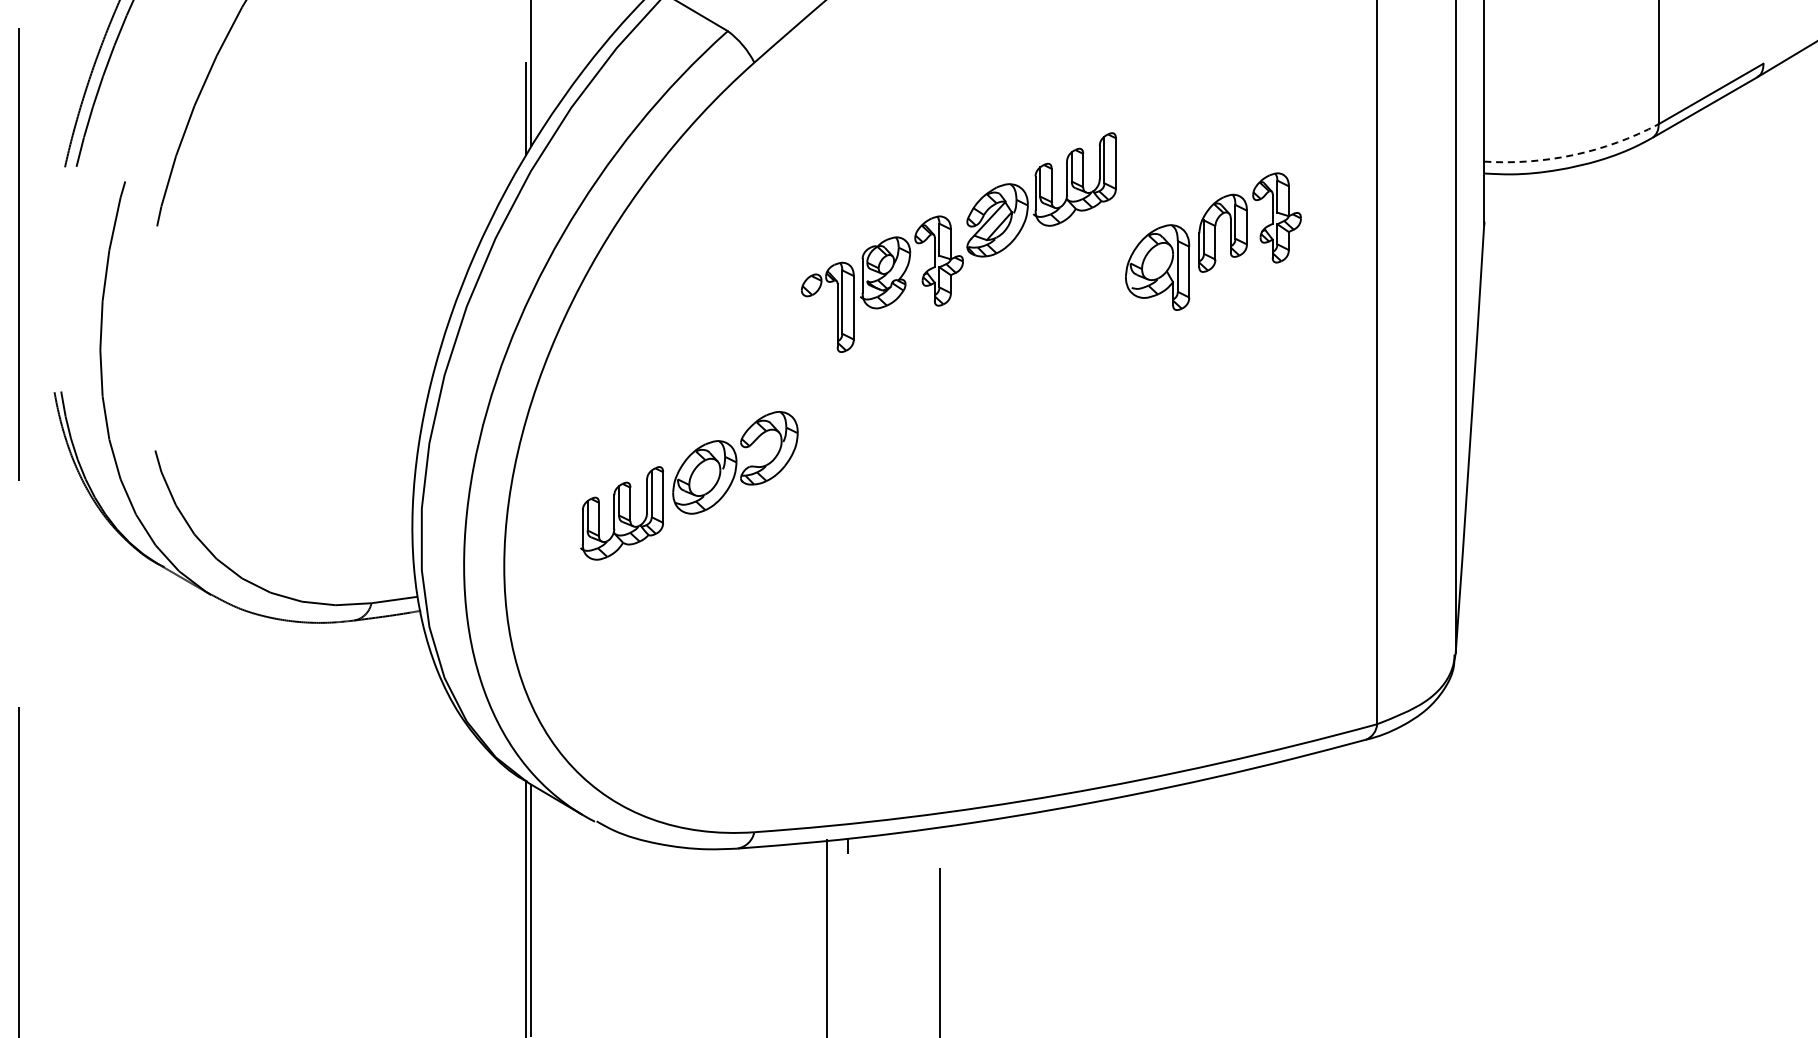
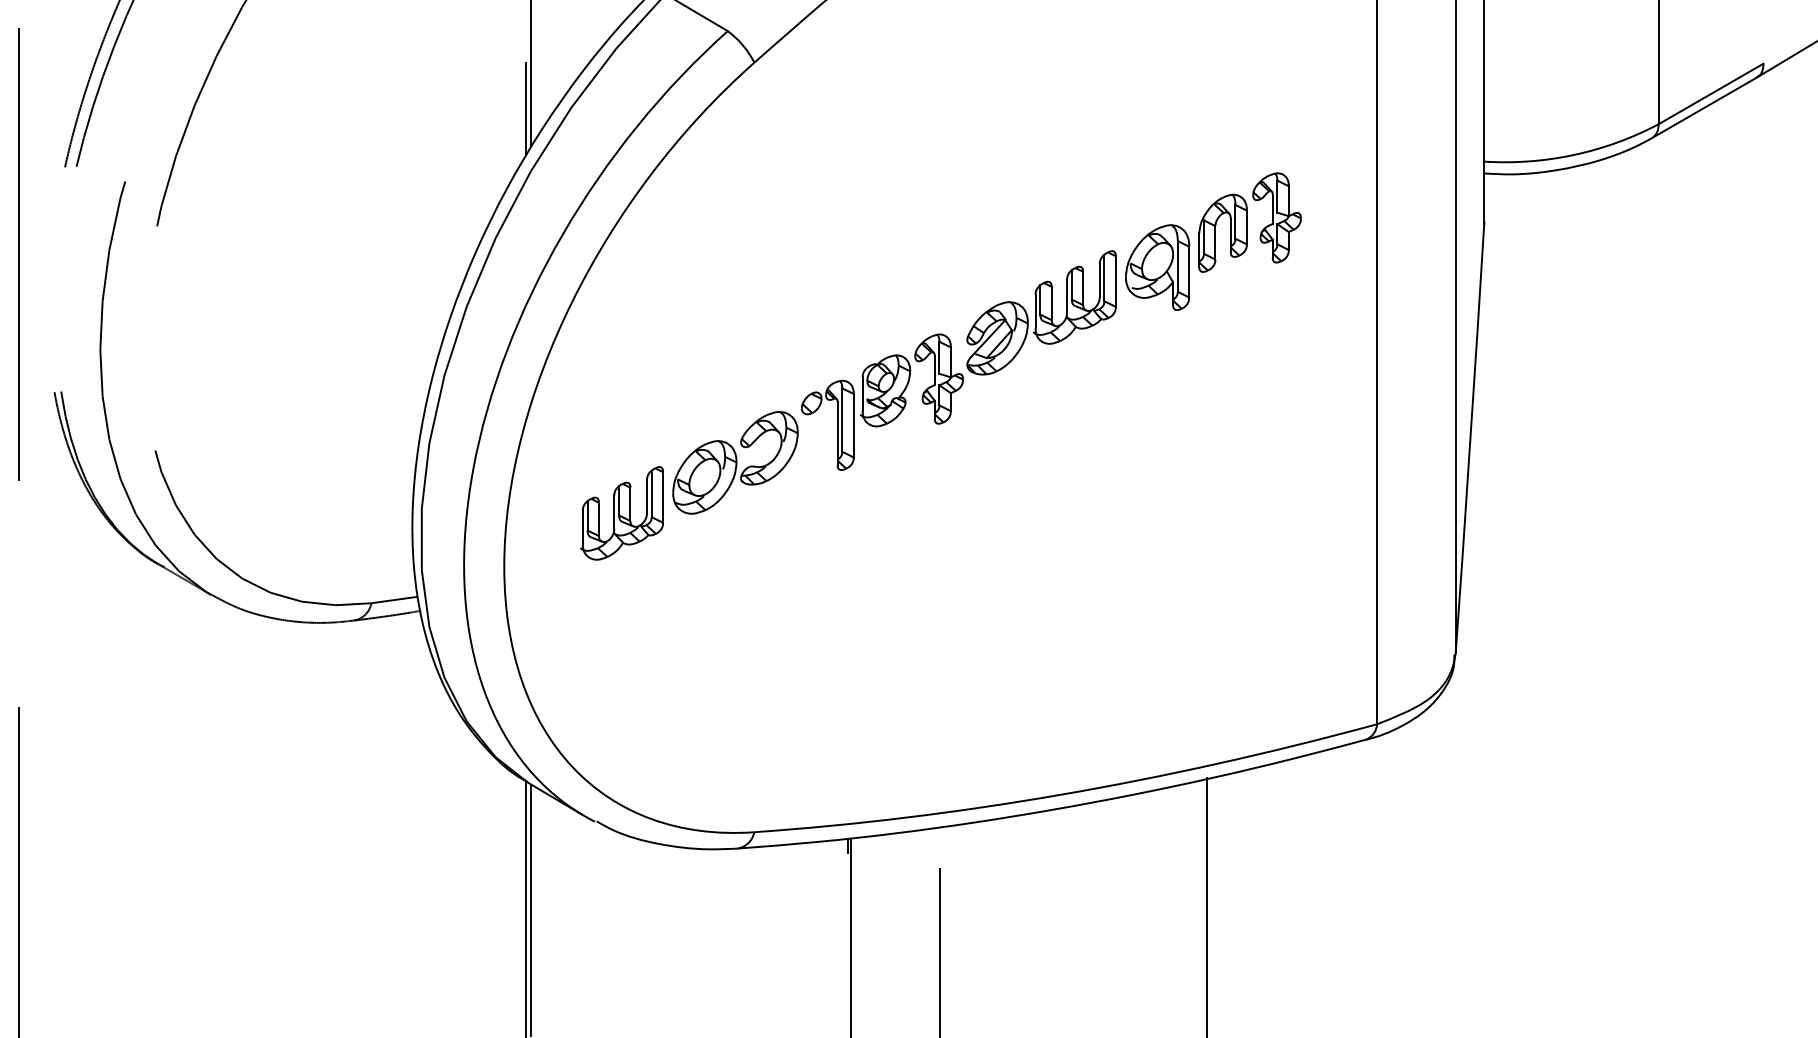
arc: dashed -> solid (1573, 154)
part position: (951, 242) -> (951, 360) (951, 360)
line: none -> present (1207, 906)
line position: (827, 936) -> (851, 936) (851, 936)
